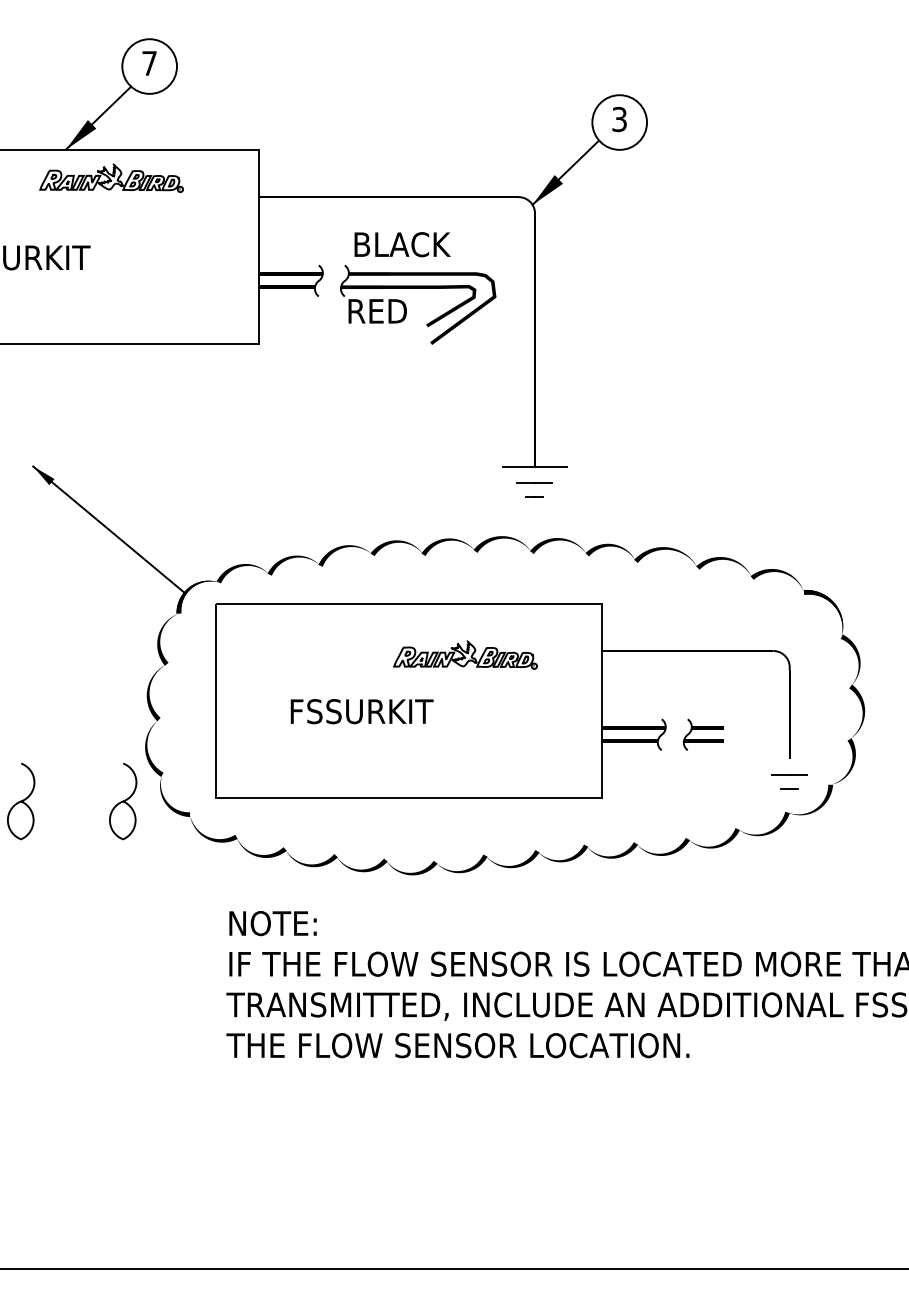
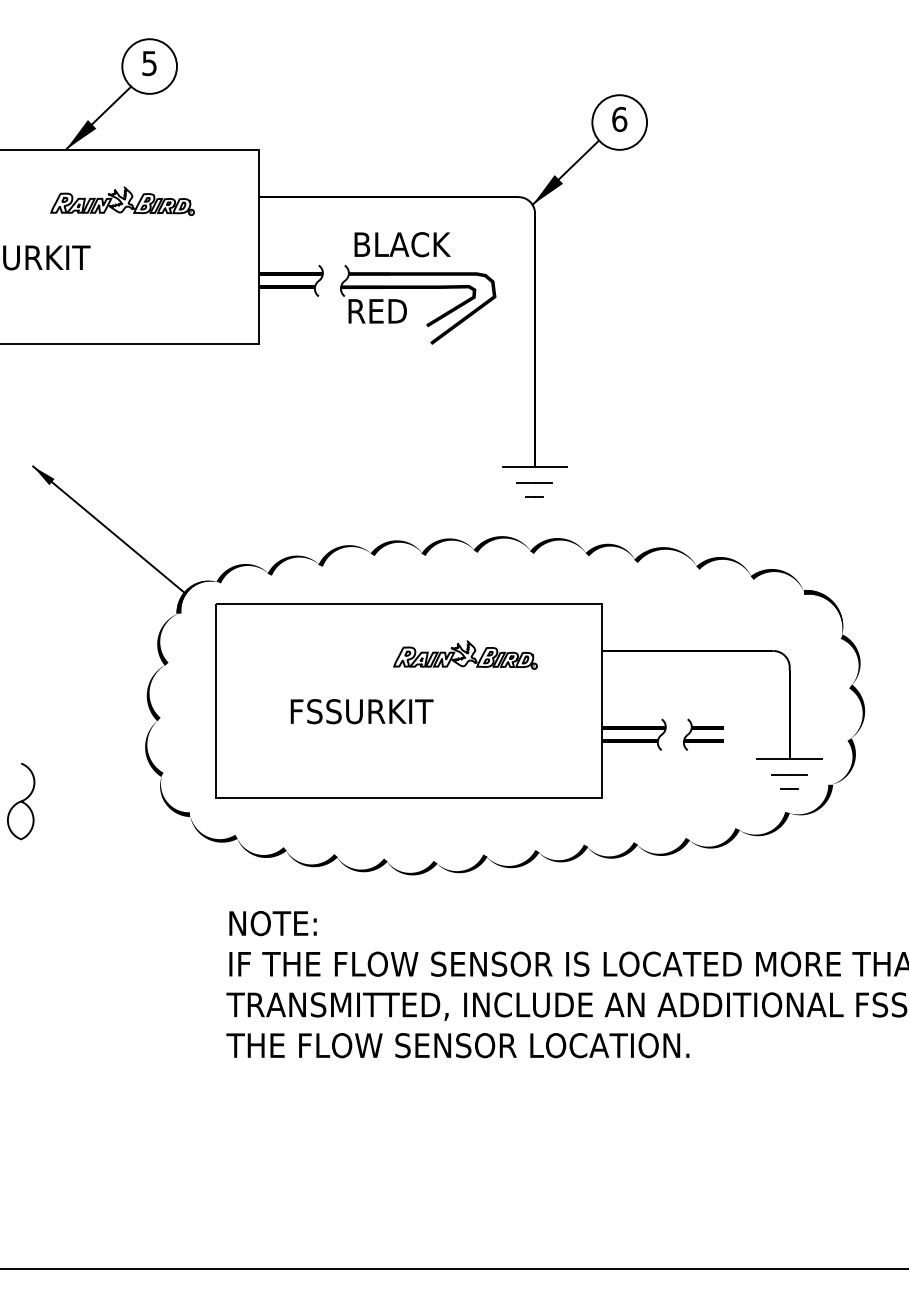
text: 7 -> 5 (149, 63)
text: 3 -> 6 (619, 119)
part position: (111, 177) -> (122, 200) (122, 200)
line: none -> present (789, 758)
curve: present -> none (123, 801)
